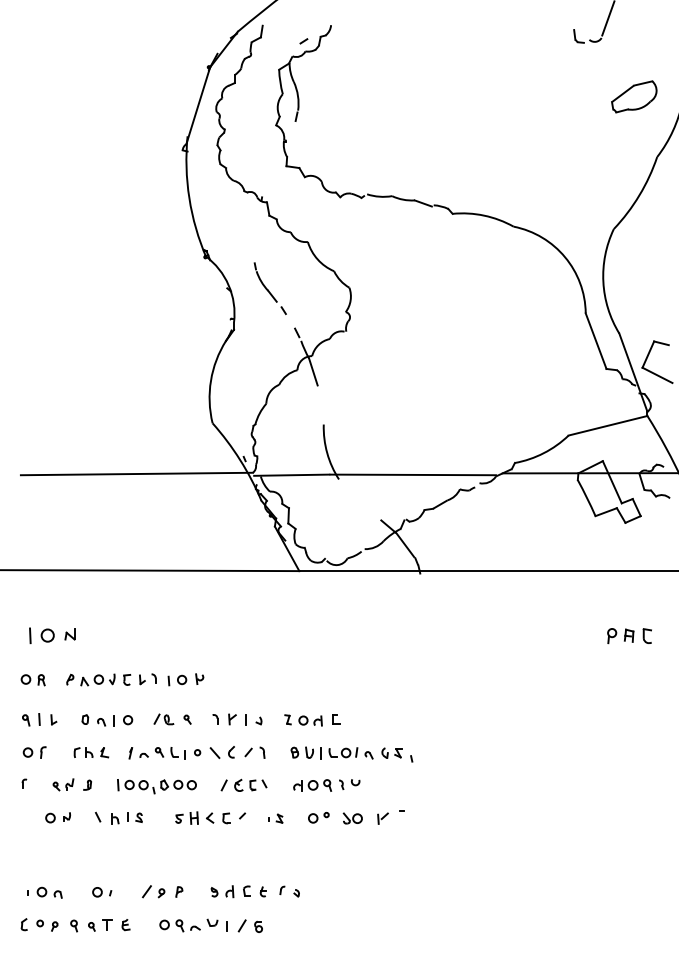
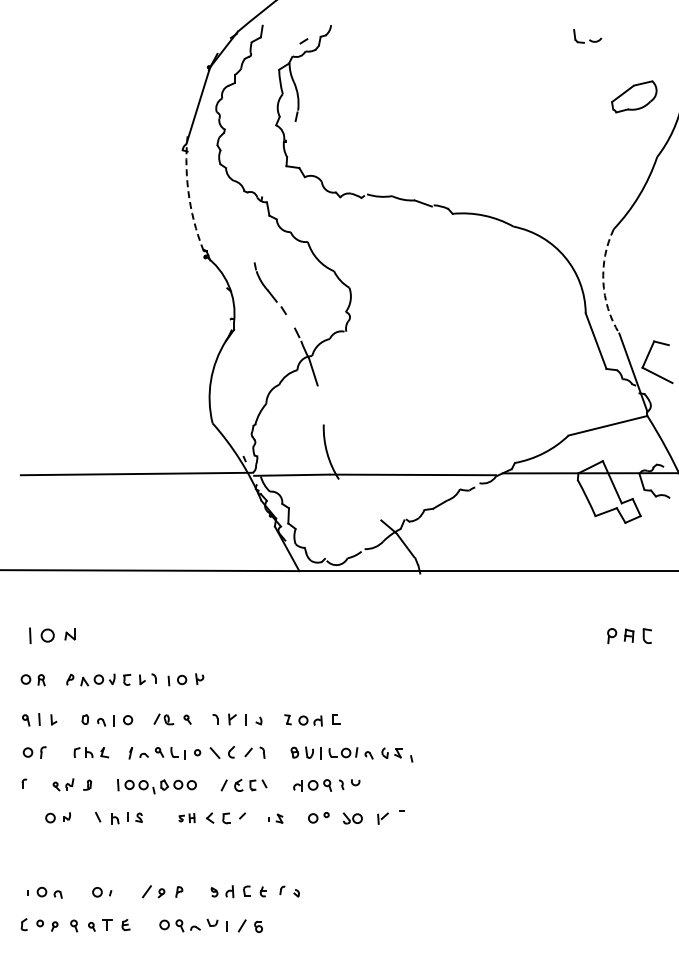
line: present -> none (608, 18)
arc: solid -> dashed (189, 198)
arc: solid -> dashed (603, 282)
part size: 24x14 px -> 18x11 px (186, 818)
